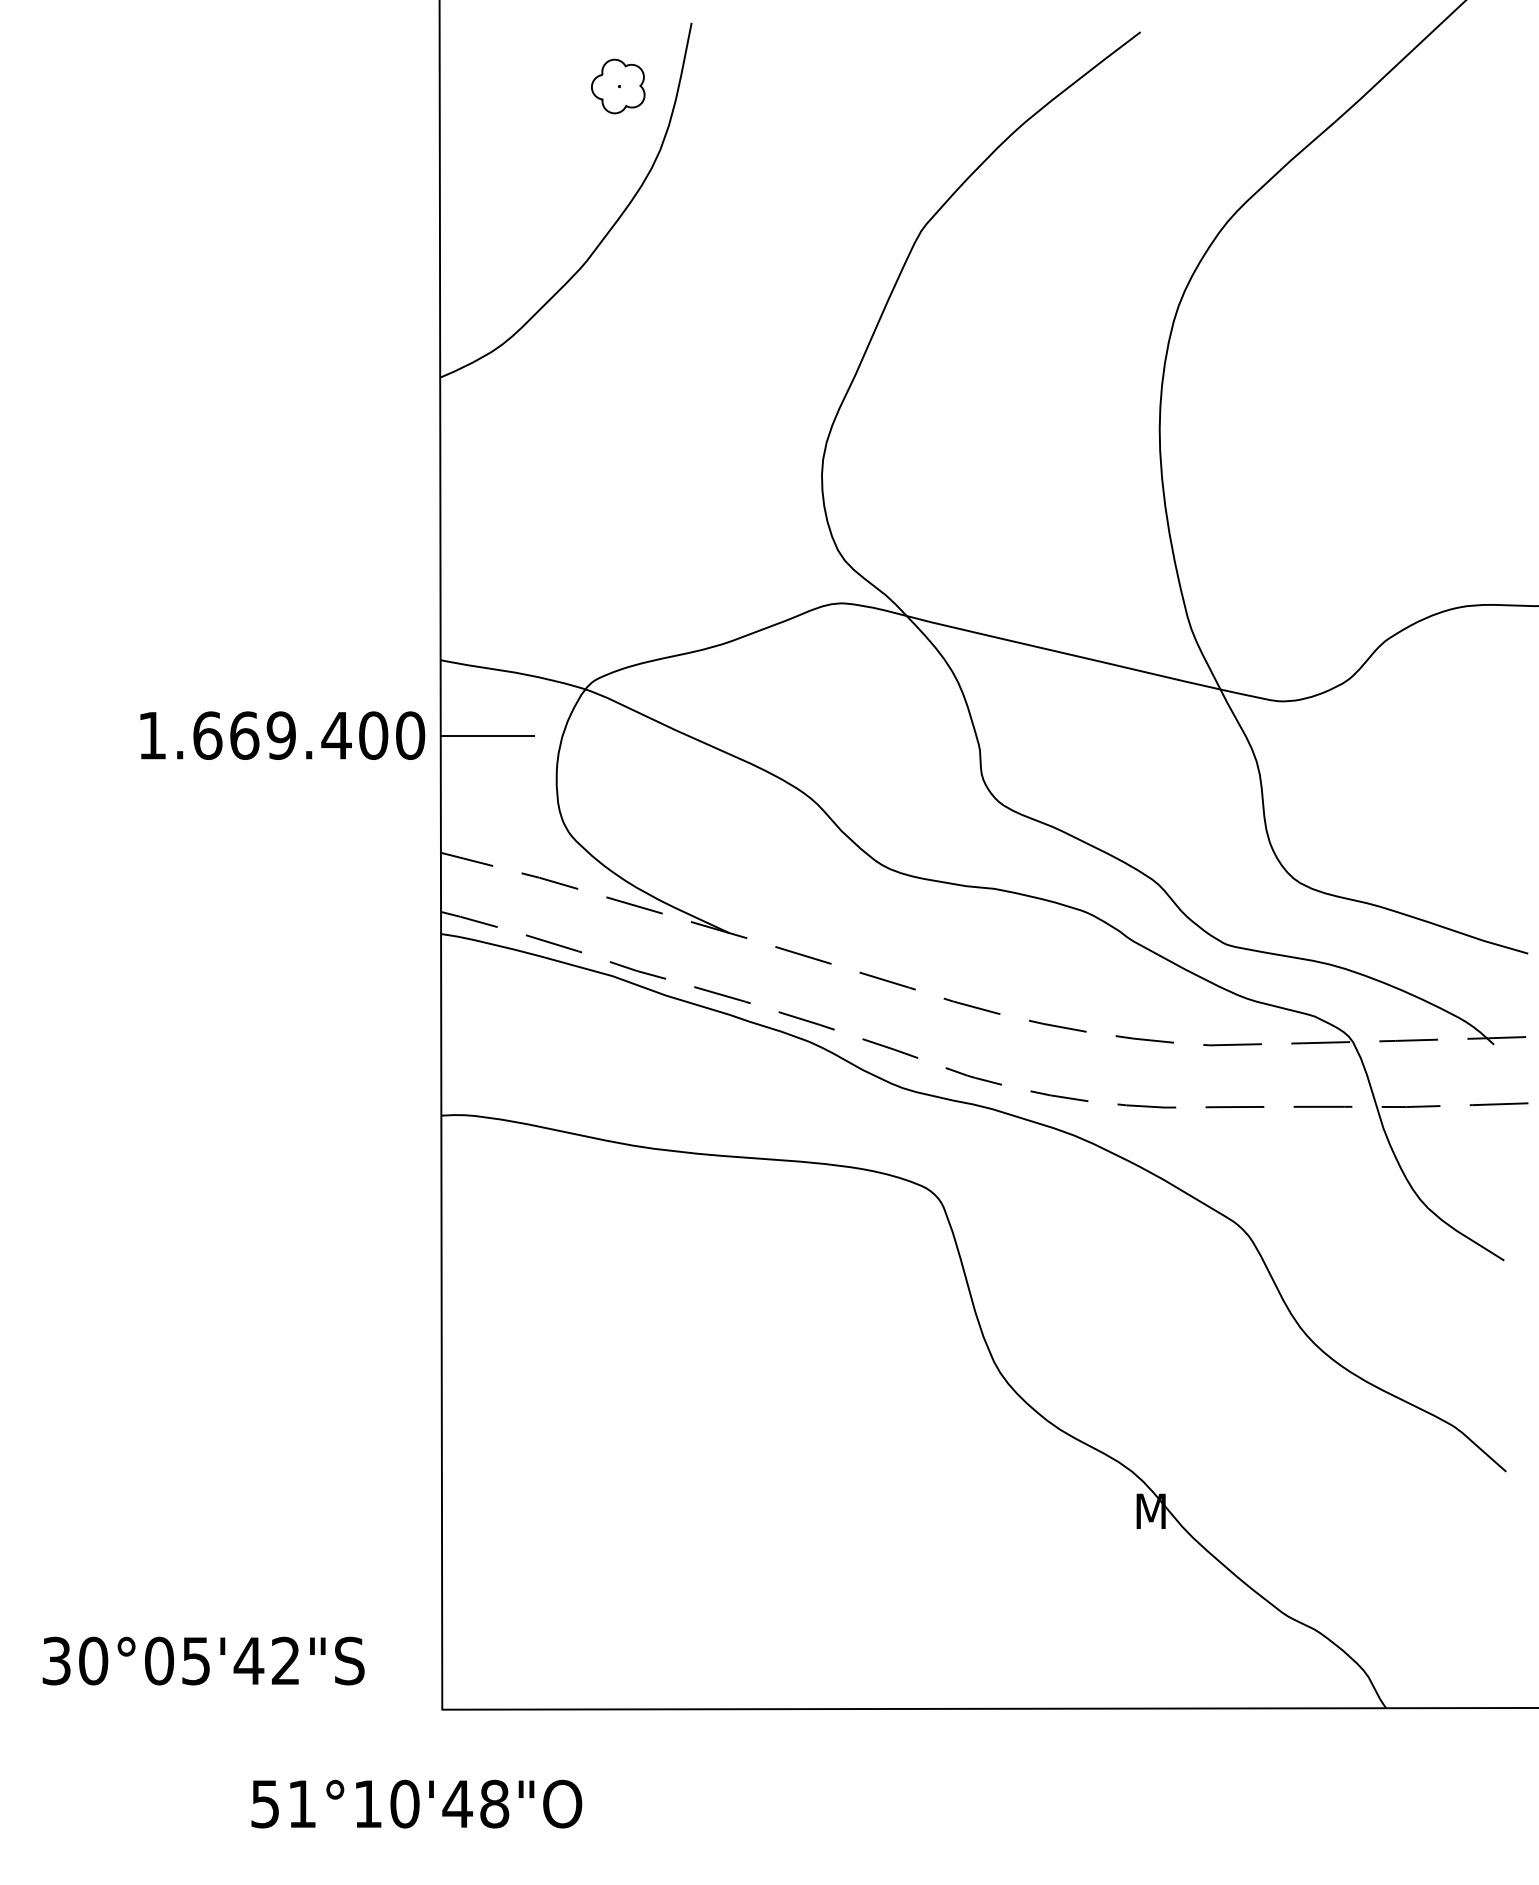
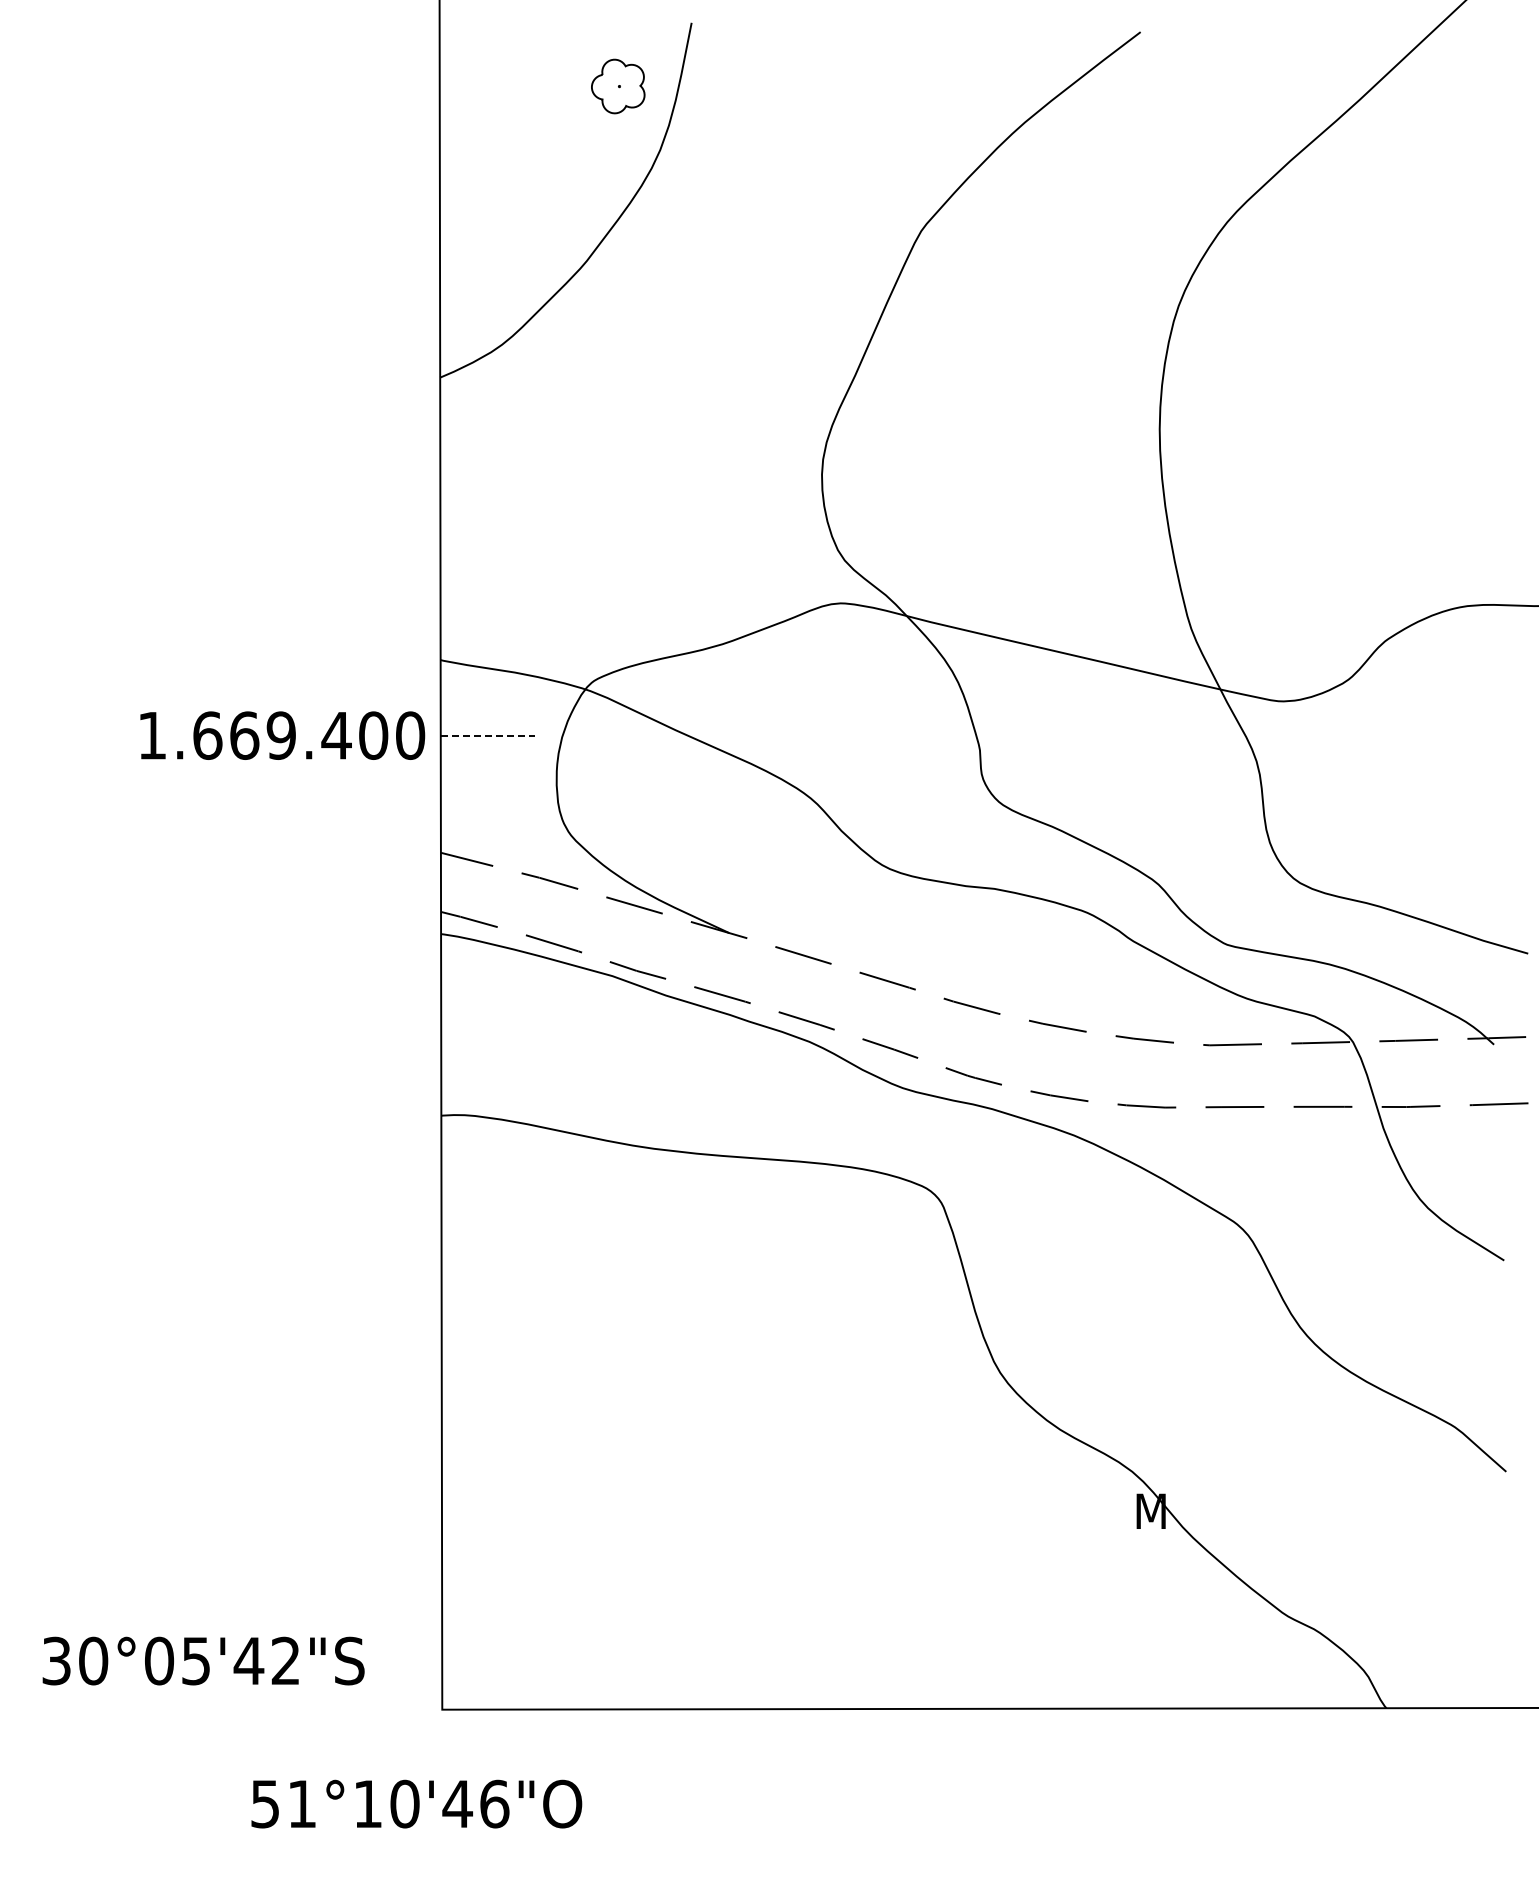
line: solid -> dashed (487, 735)
text: 51°10'48"O -> 51°10'46"O (494, 1803)
